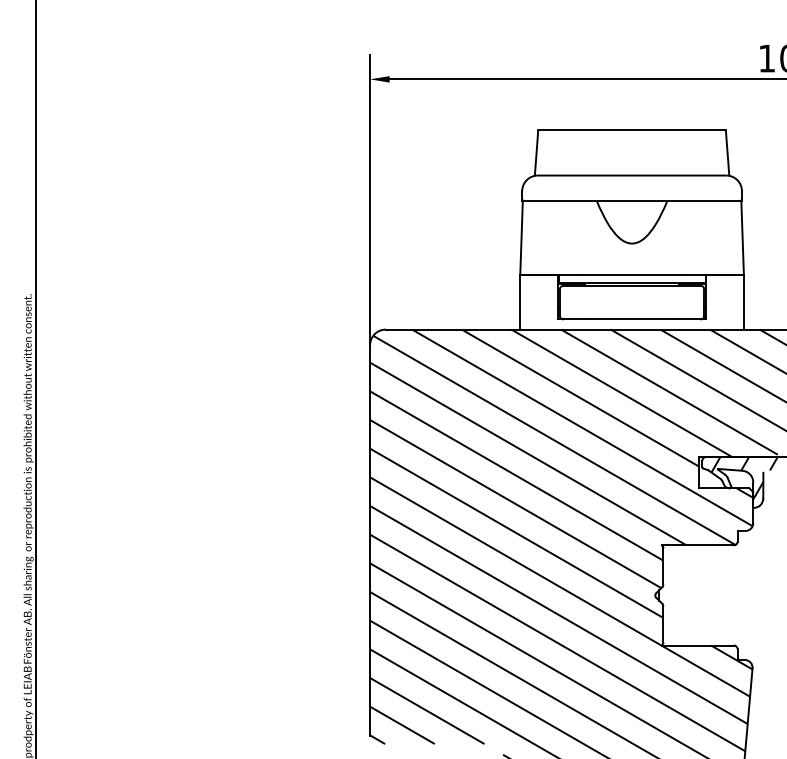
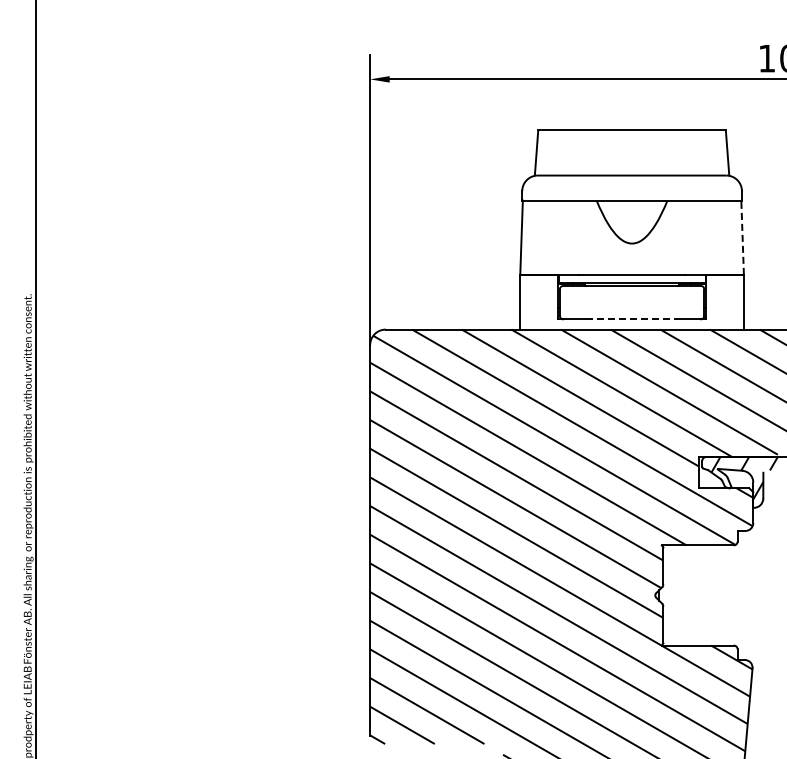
line: solid -> dashed (742, 237)
line: solid -> dashed (632, 319)
